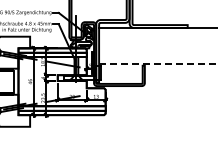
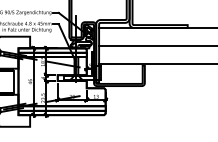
line: none -> present (156, 46)
line: dashed -> solid (158, 64)
